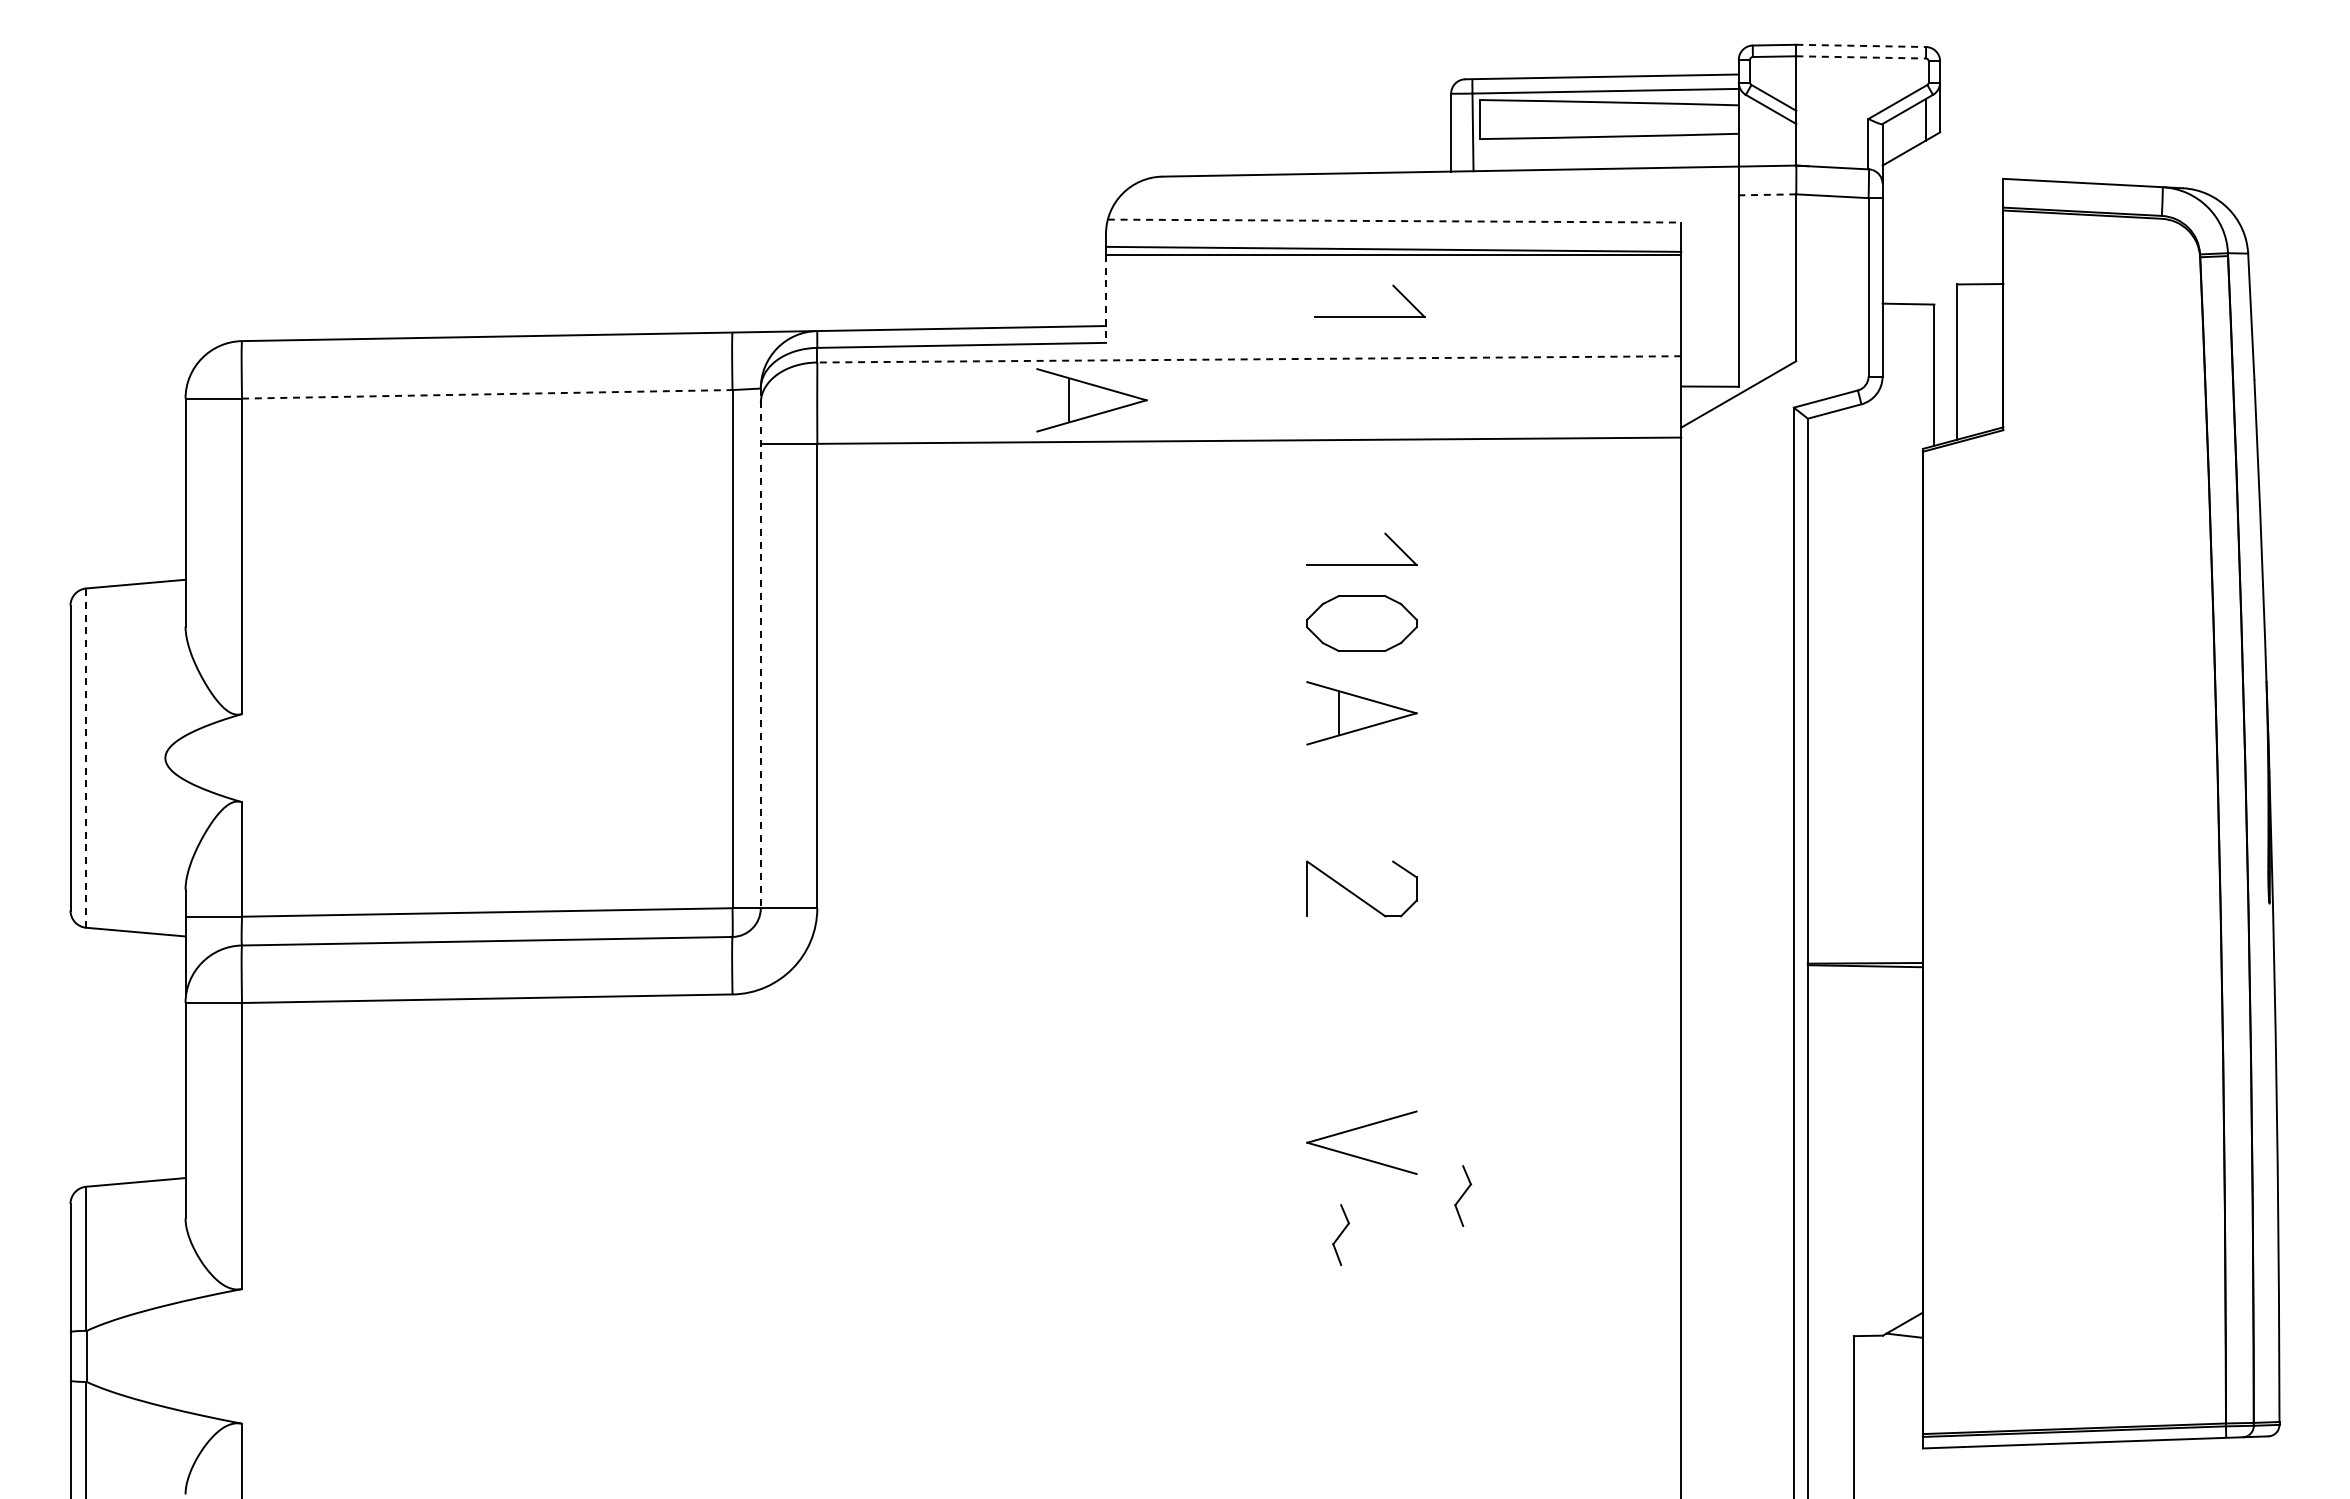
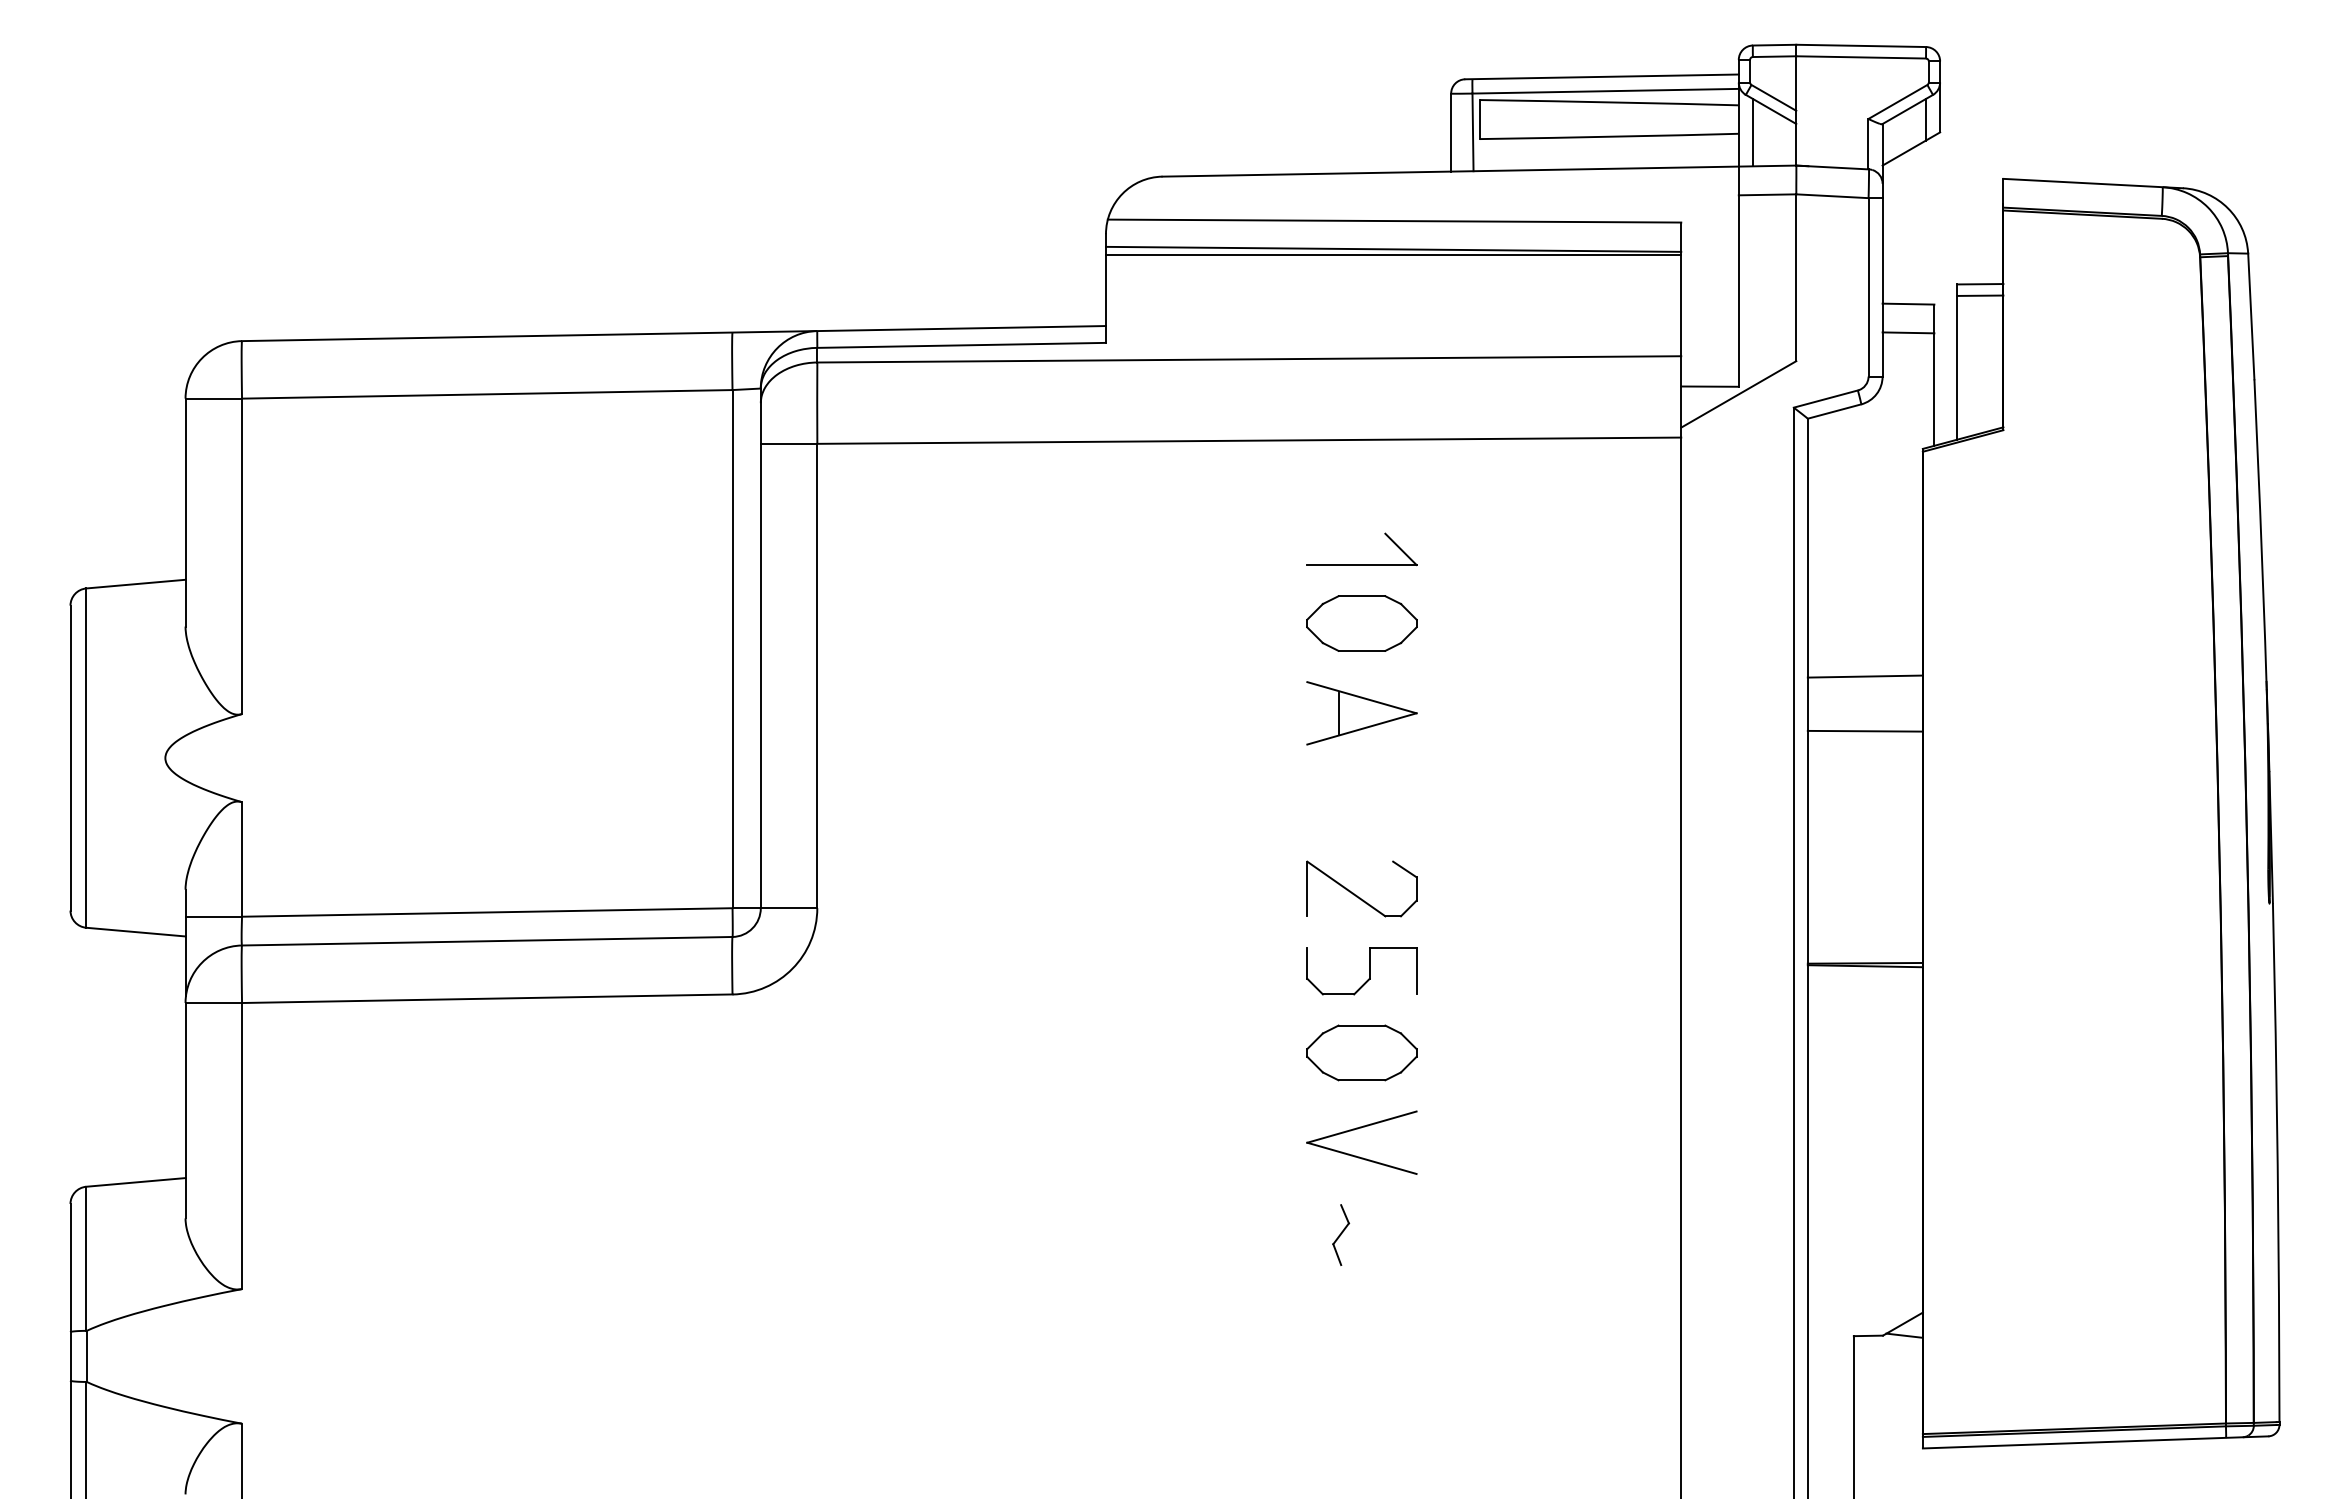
line: dashed -> solid (1861, 45)
line: dashed -> solid (1861, 57)
line: none -> present (1752, 132)
line: dashed -> solid (1767, 194)
line: dashed -> solid (1394, 221)
line: none -> present (1980, 295)
line: dashed -> solid (1105, 299)
part: present -> none (1369, 316)
line: none -> present (1908, 332)
line: dashed -> solid (1249, 359)
line: dashed -> solid (487, 394)
part: present -> none (1091, 400)
line: dashed -> solid (760, 648)
line: none -> present (1864, 676)
line: none -> present (1864, 730)
line: dashed -> solid (86, 758)
part: none -> present (1369, 971)
part: none -> present (1361, 1052)
part: present -> none (1463, 1195)
